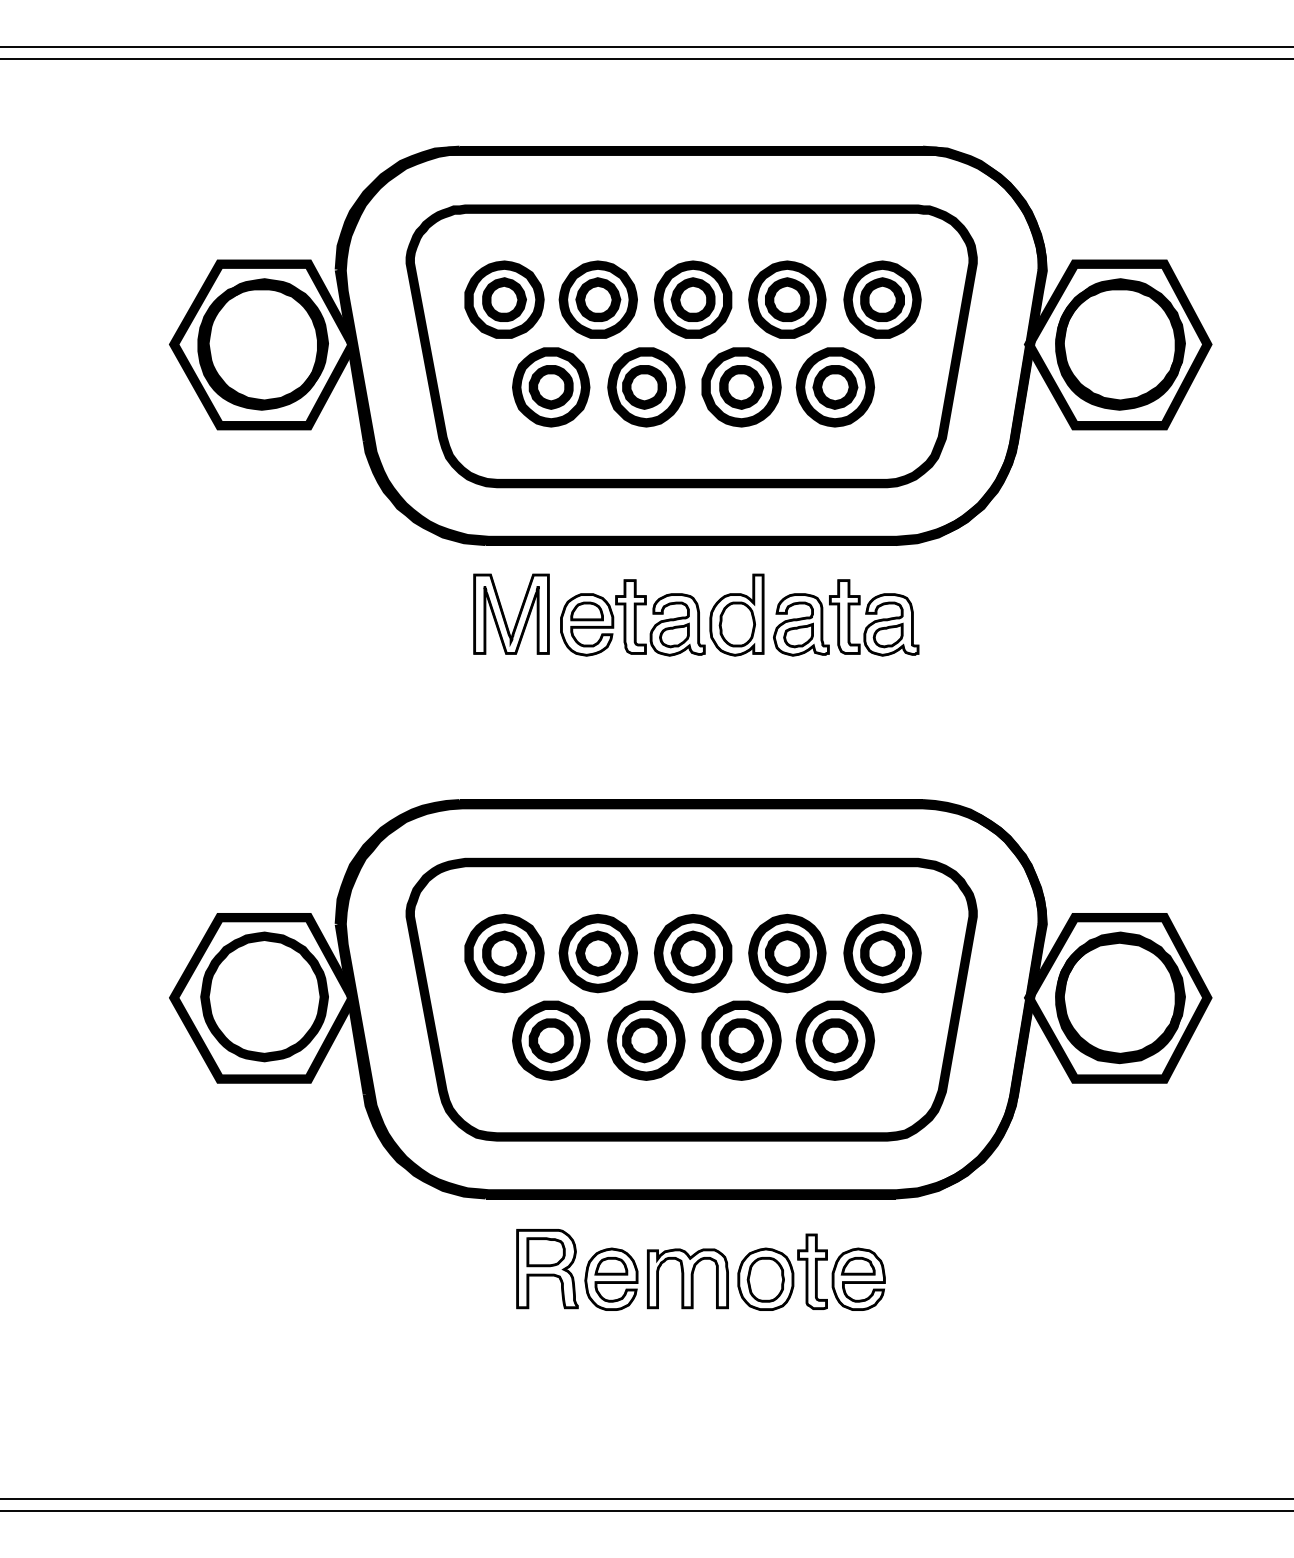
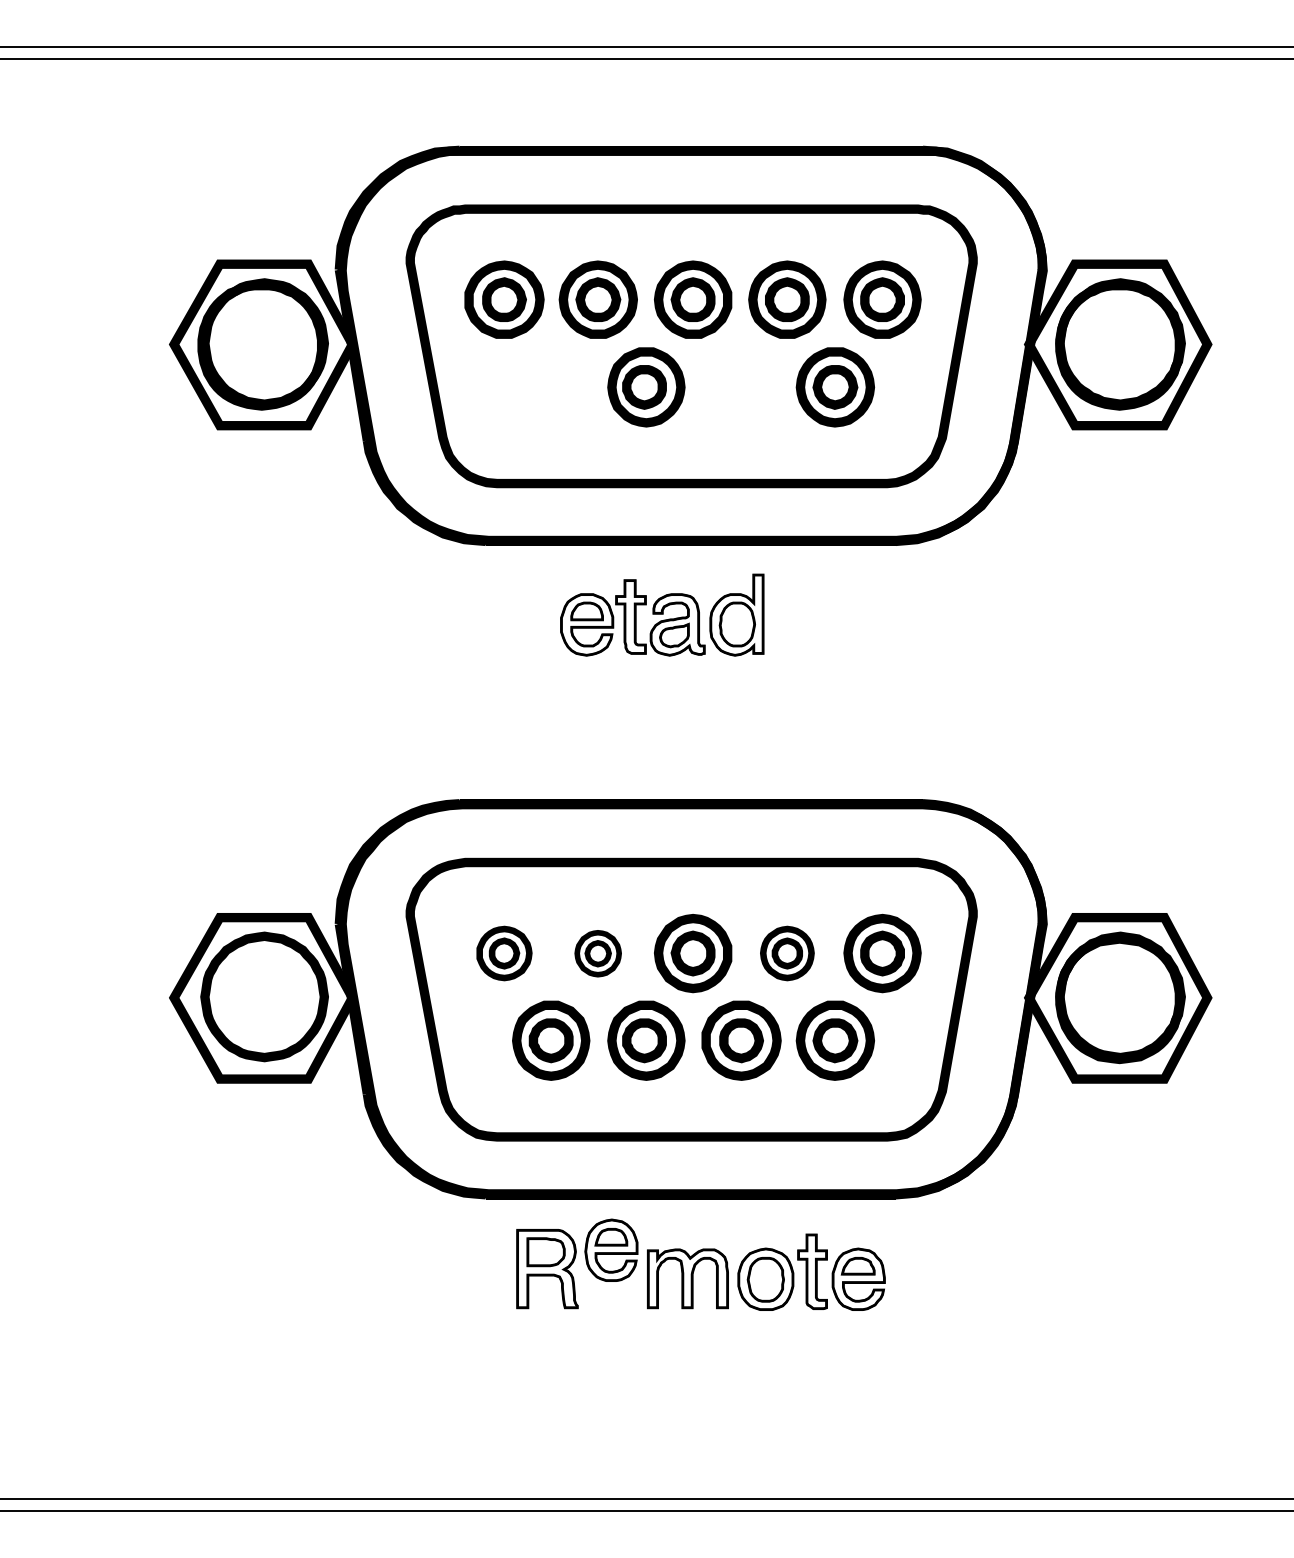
part: present -> none (551, 387)
part: present -> none (741, 387)
part: present -> none (517, 616)
part: present -> none (846, 617)
part size: 81x81 px -> 57x57 px (504, 953)
part size: 80x80 px -> 48x48 px (597, 953)
part size: 79x81 px -> 55x57 px (787, 953)
part position: (611, 1278) -> (611, 1249) (611, 1249)
